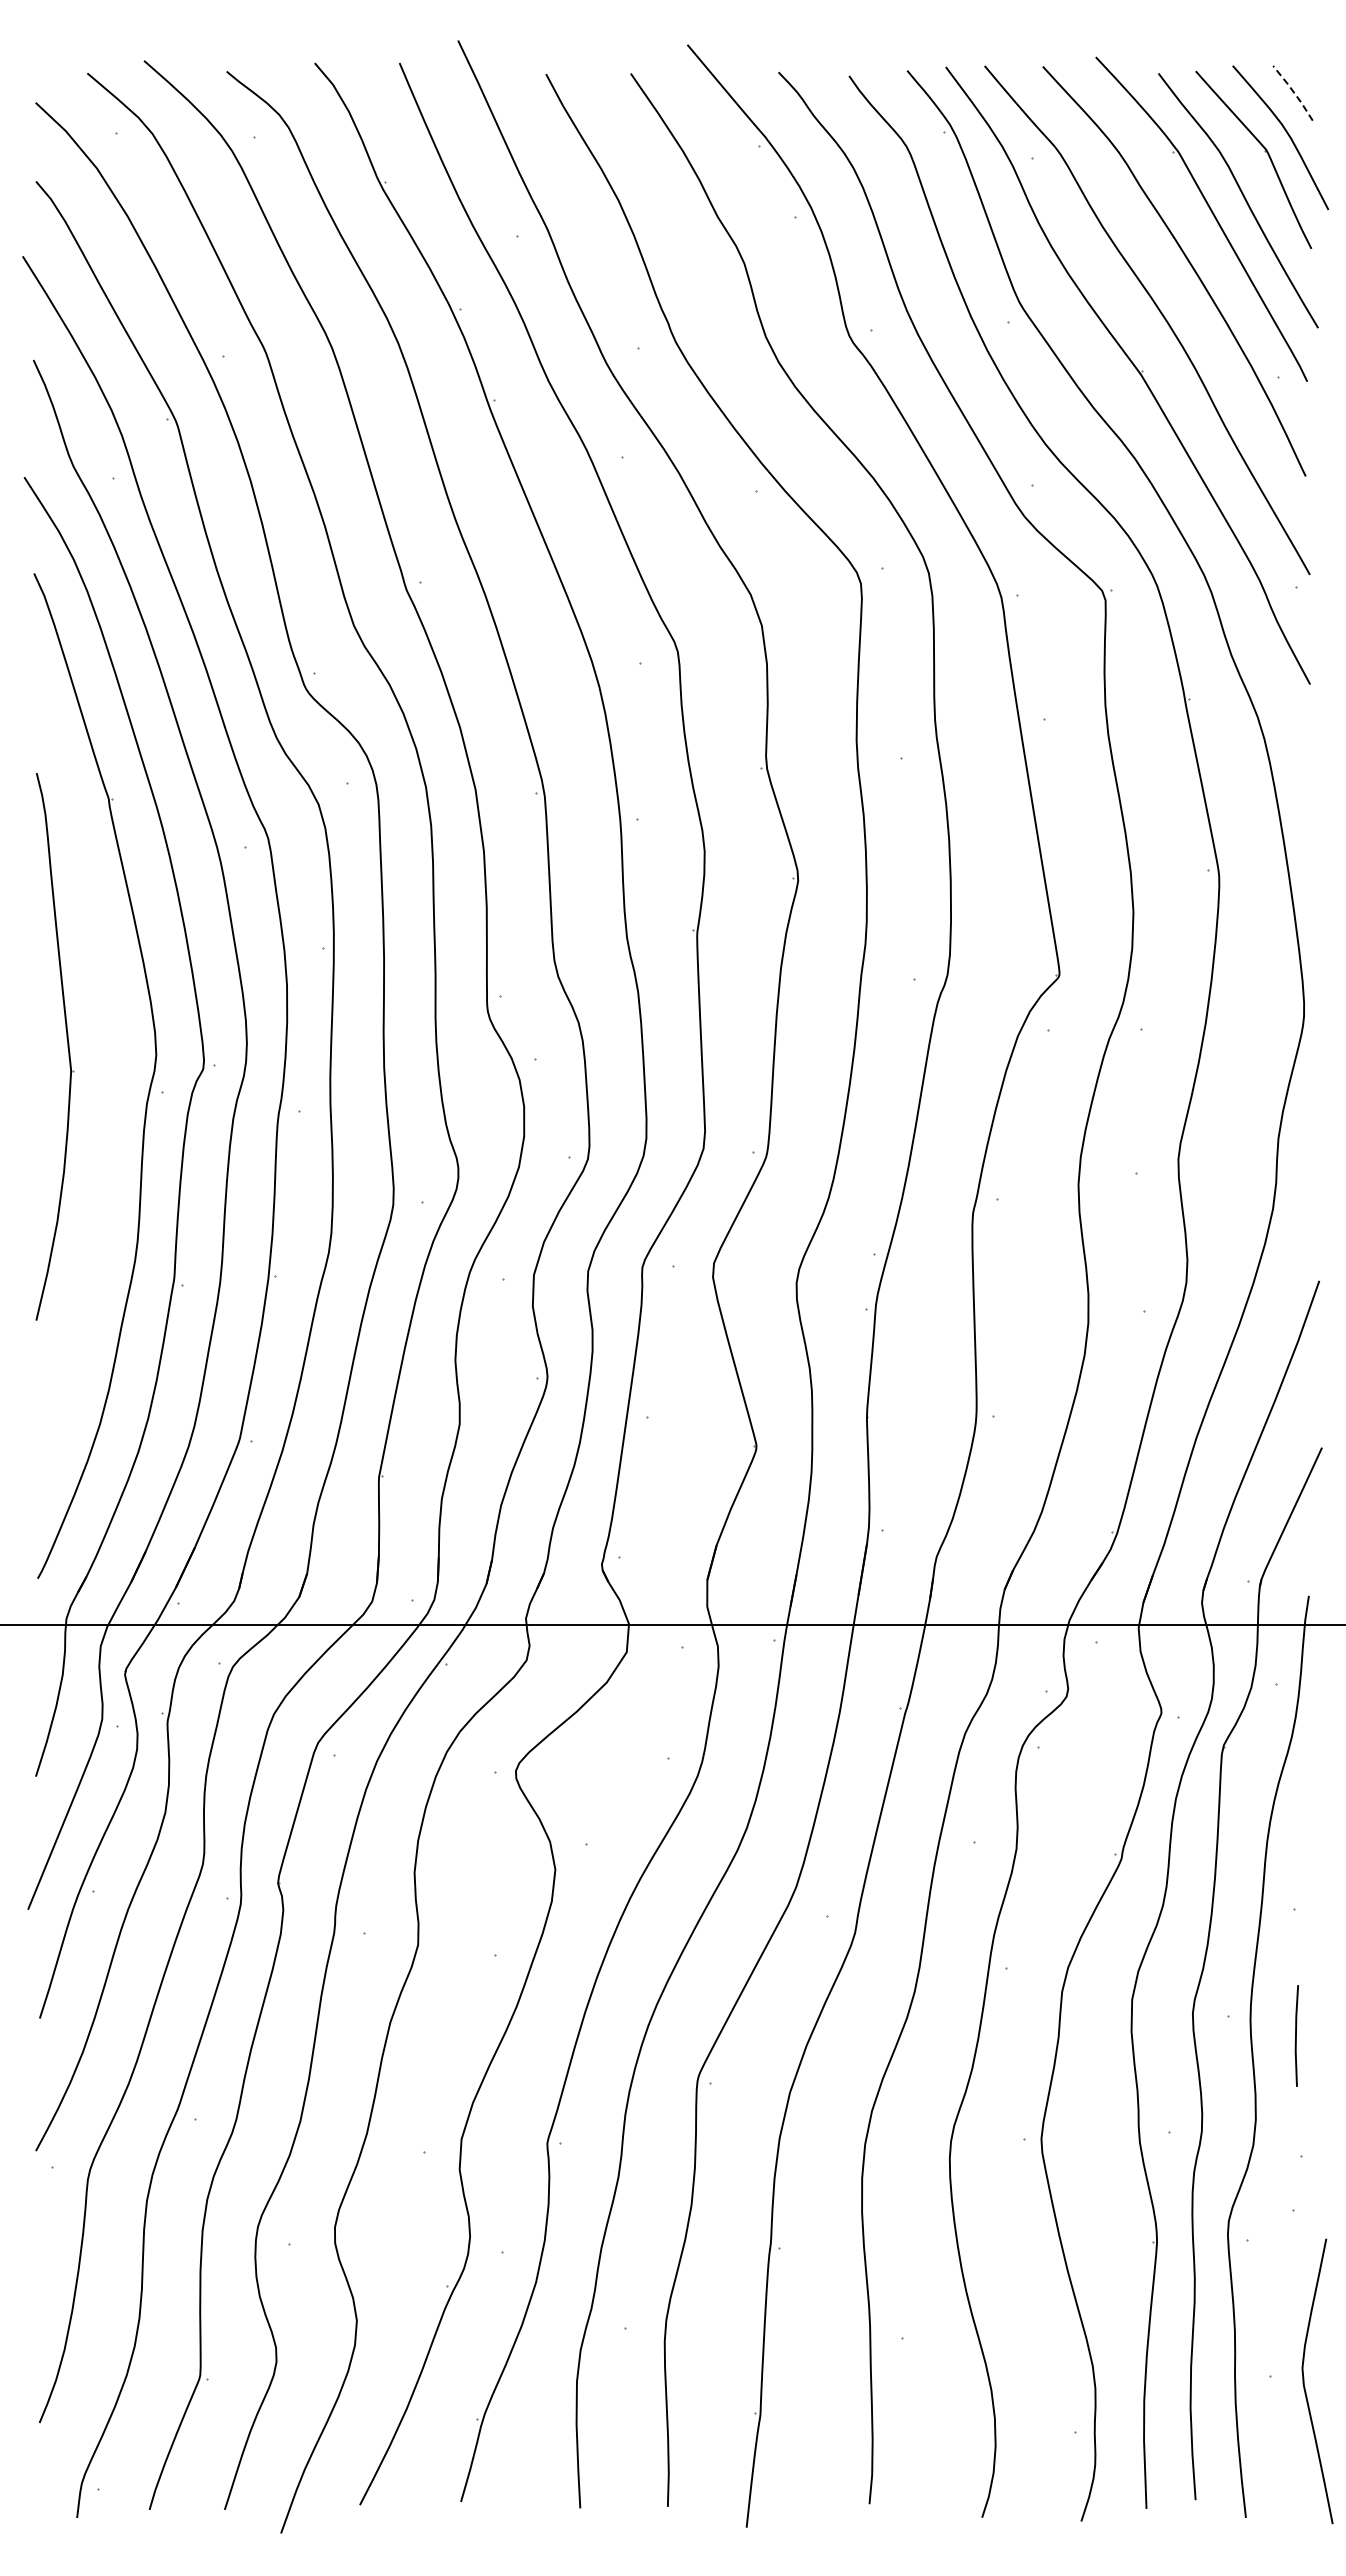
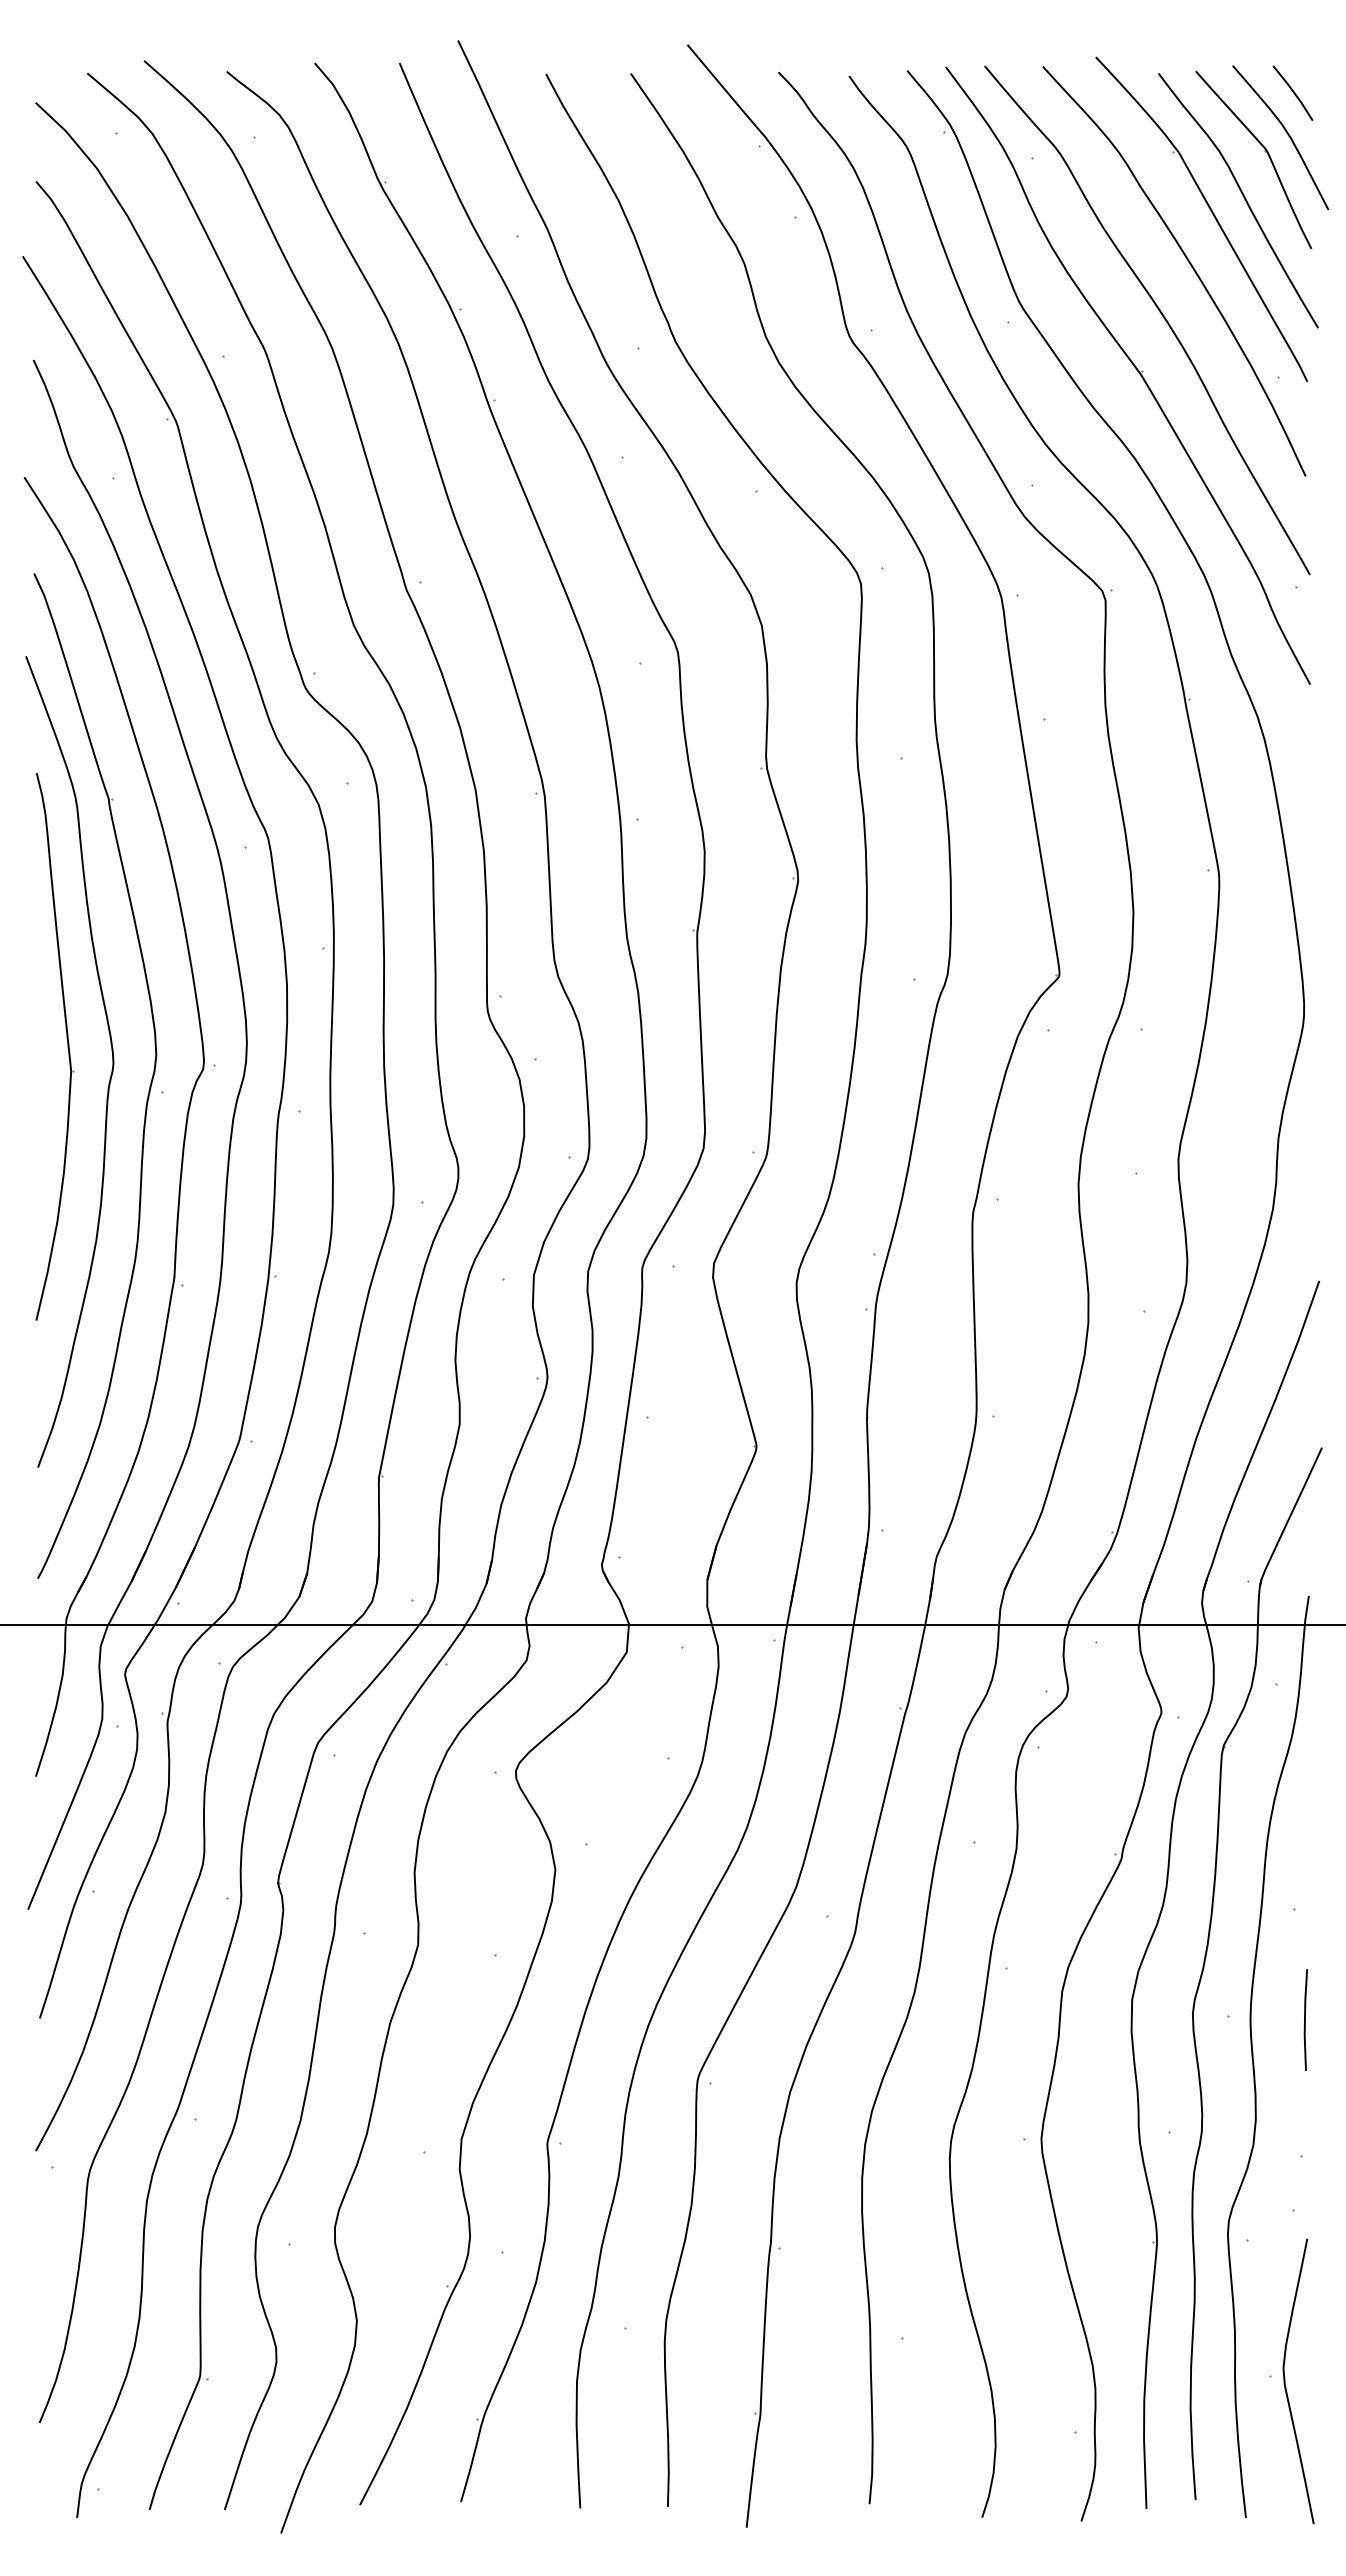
line: dashed -> solid (1293, 92)
curve: none -> present (111, 1069)
line position: (1296, 2035) -> (1305, 2019) (1305, 2019)
curve position: (1304, 2381) -> (1285, 2381) (1285, 2381)
